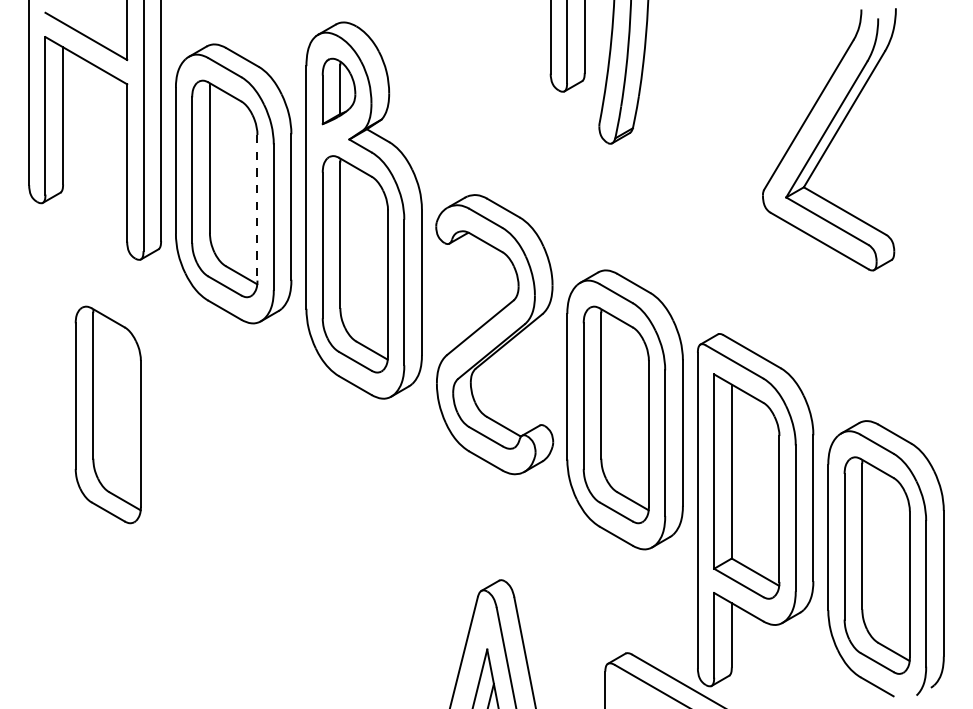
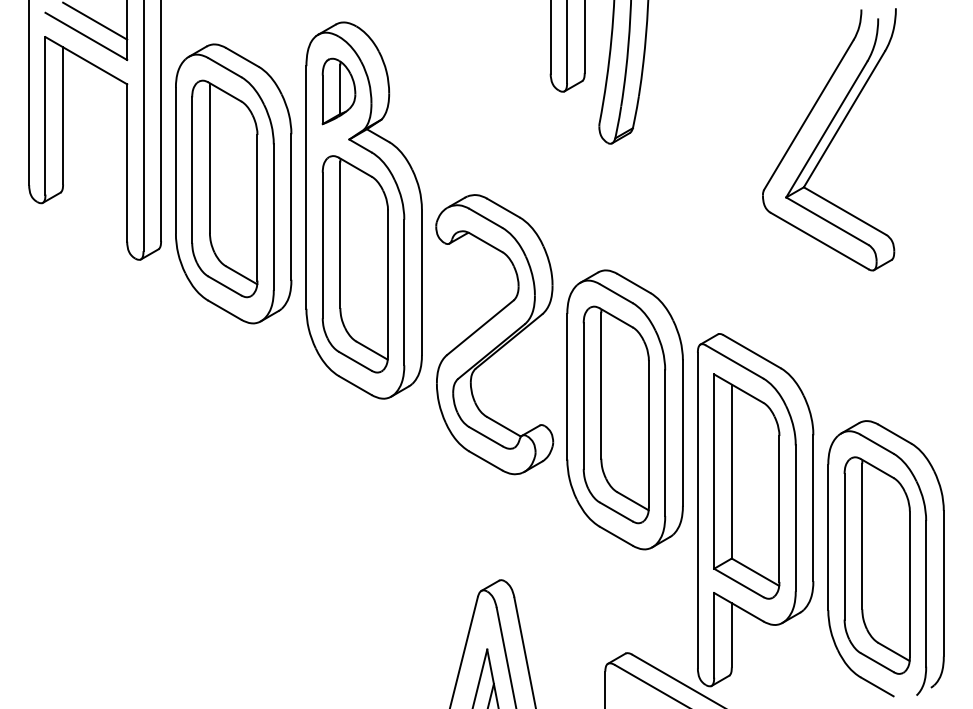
line: none -> present (95, 20)
line: dashed -> solid (257, 207)
part: present -> none (107, 414)
